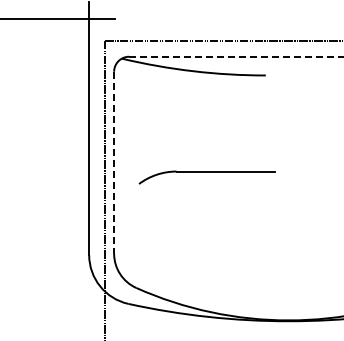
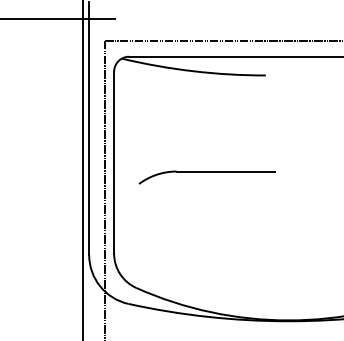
line: dashed -> solid (236, 56)
line: dashed -> solid (114, 163)
line: none -> present (82, 169)
